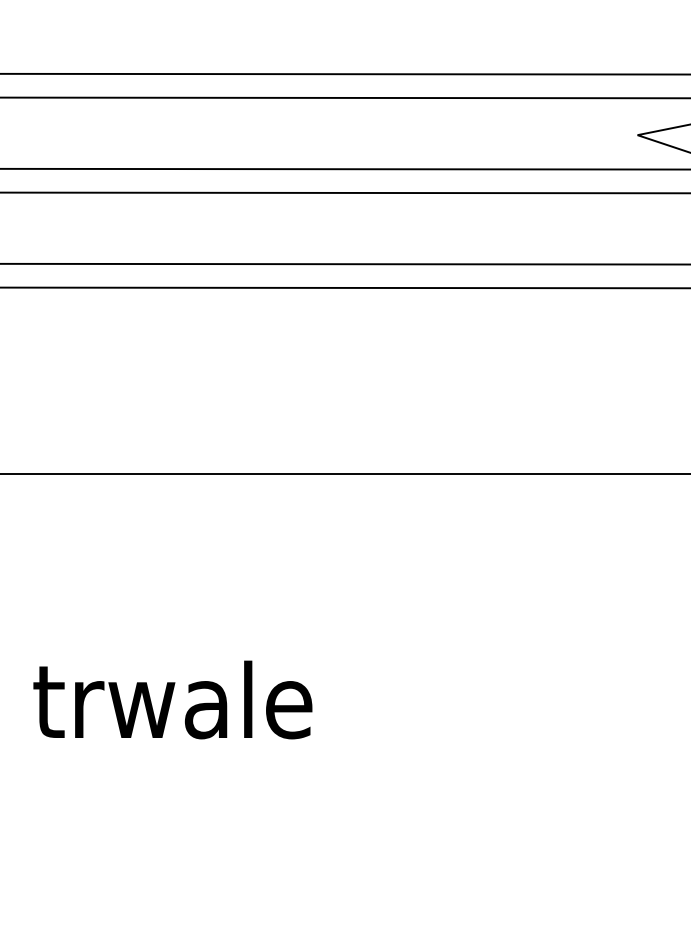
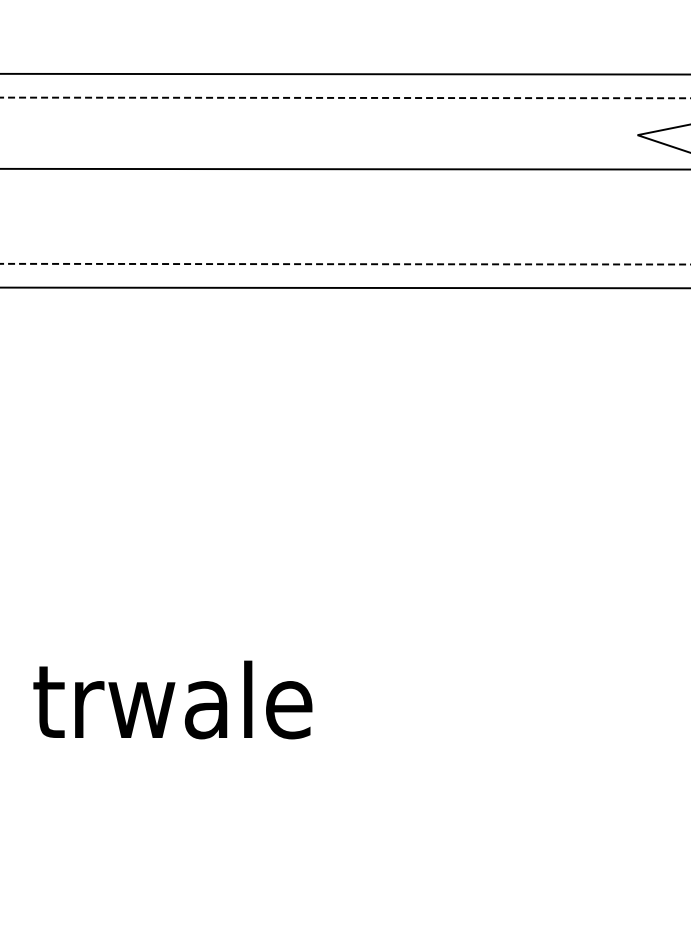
line: solid -> dashed (345, 97)
line: present -> none (344, 192)
line: solid -> dashed (345, 264)
line: present -> none (344, 473)
